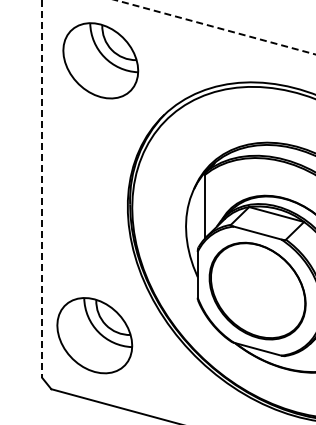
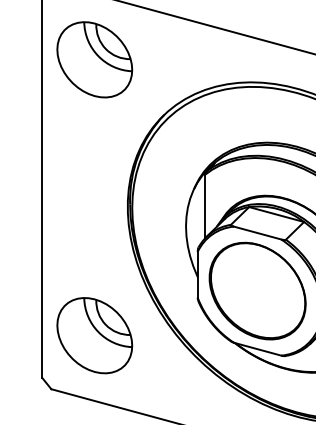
line: dashed -> solid (215, 27)
part position: (100, 60) -> (94, 59) (94, 59)
line: dashed -> solid (42, 189)
